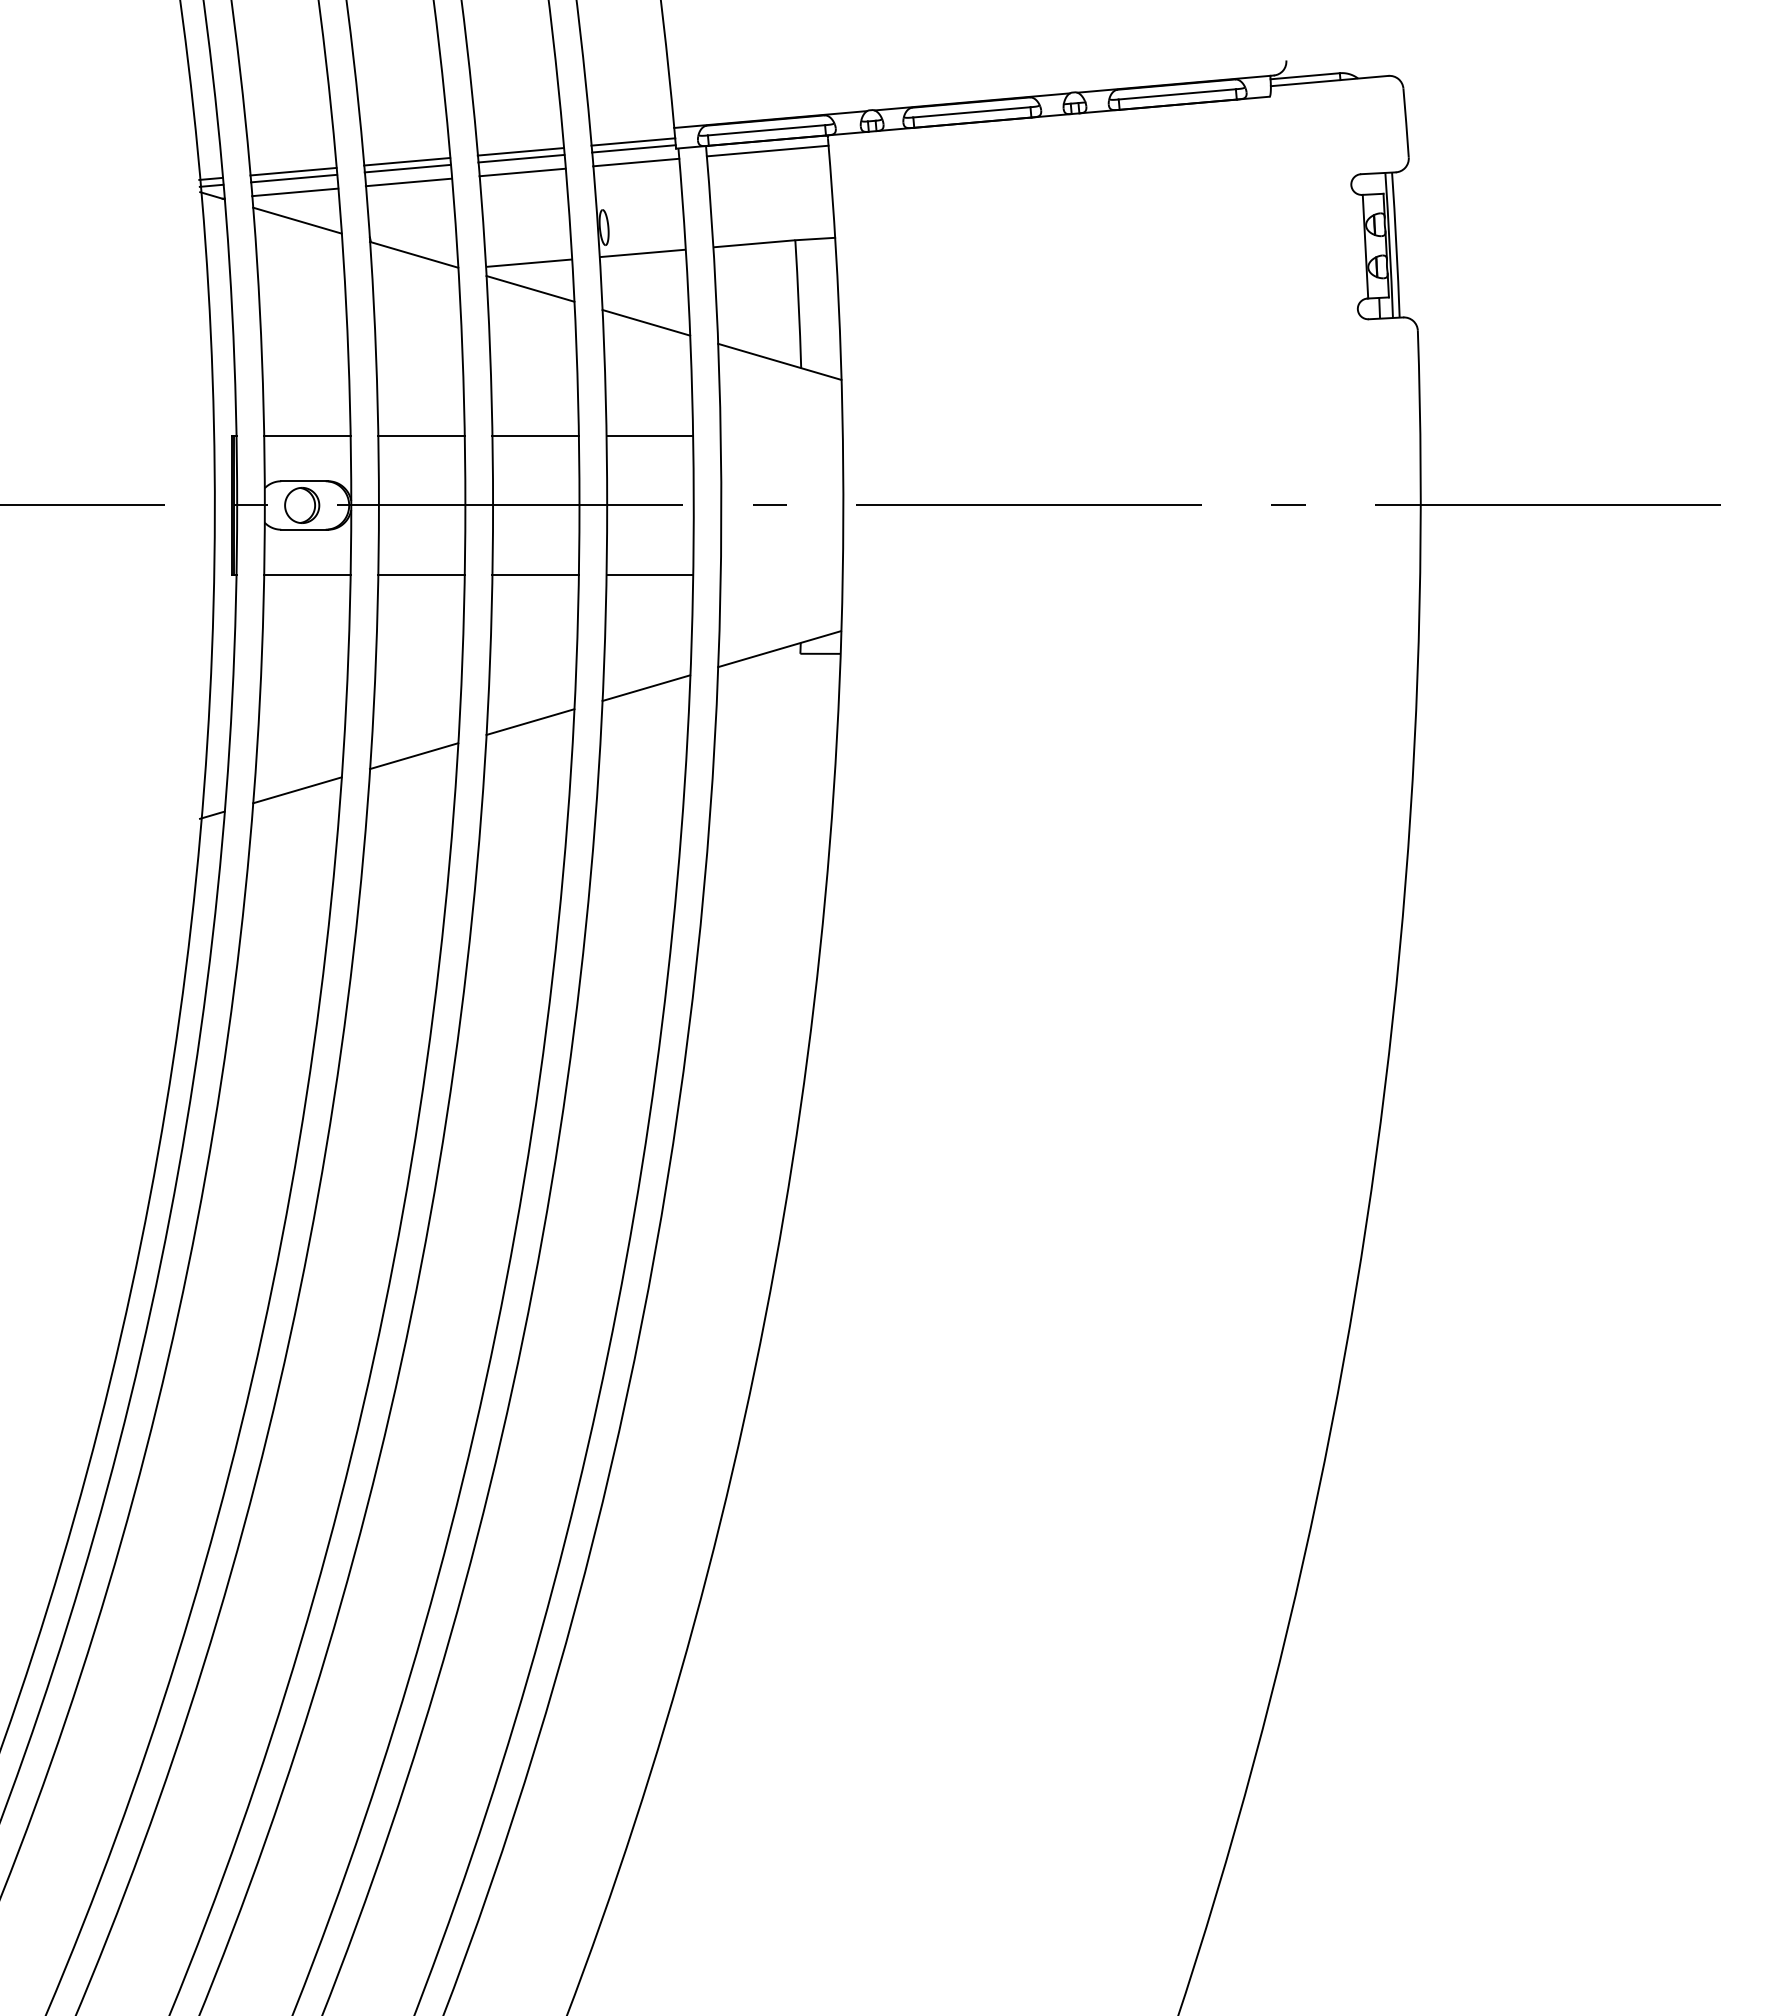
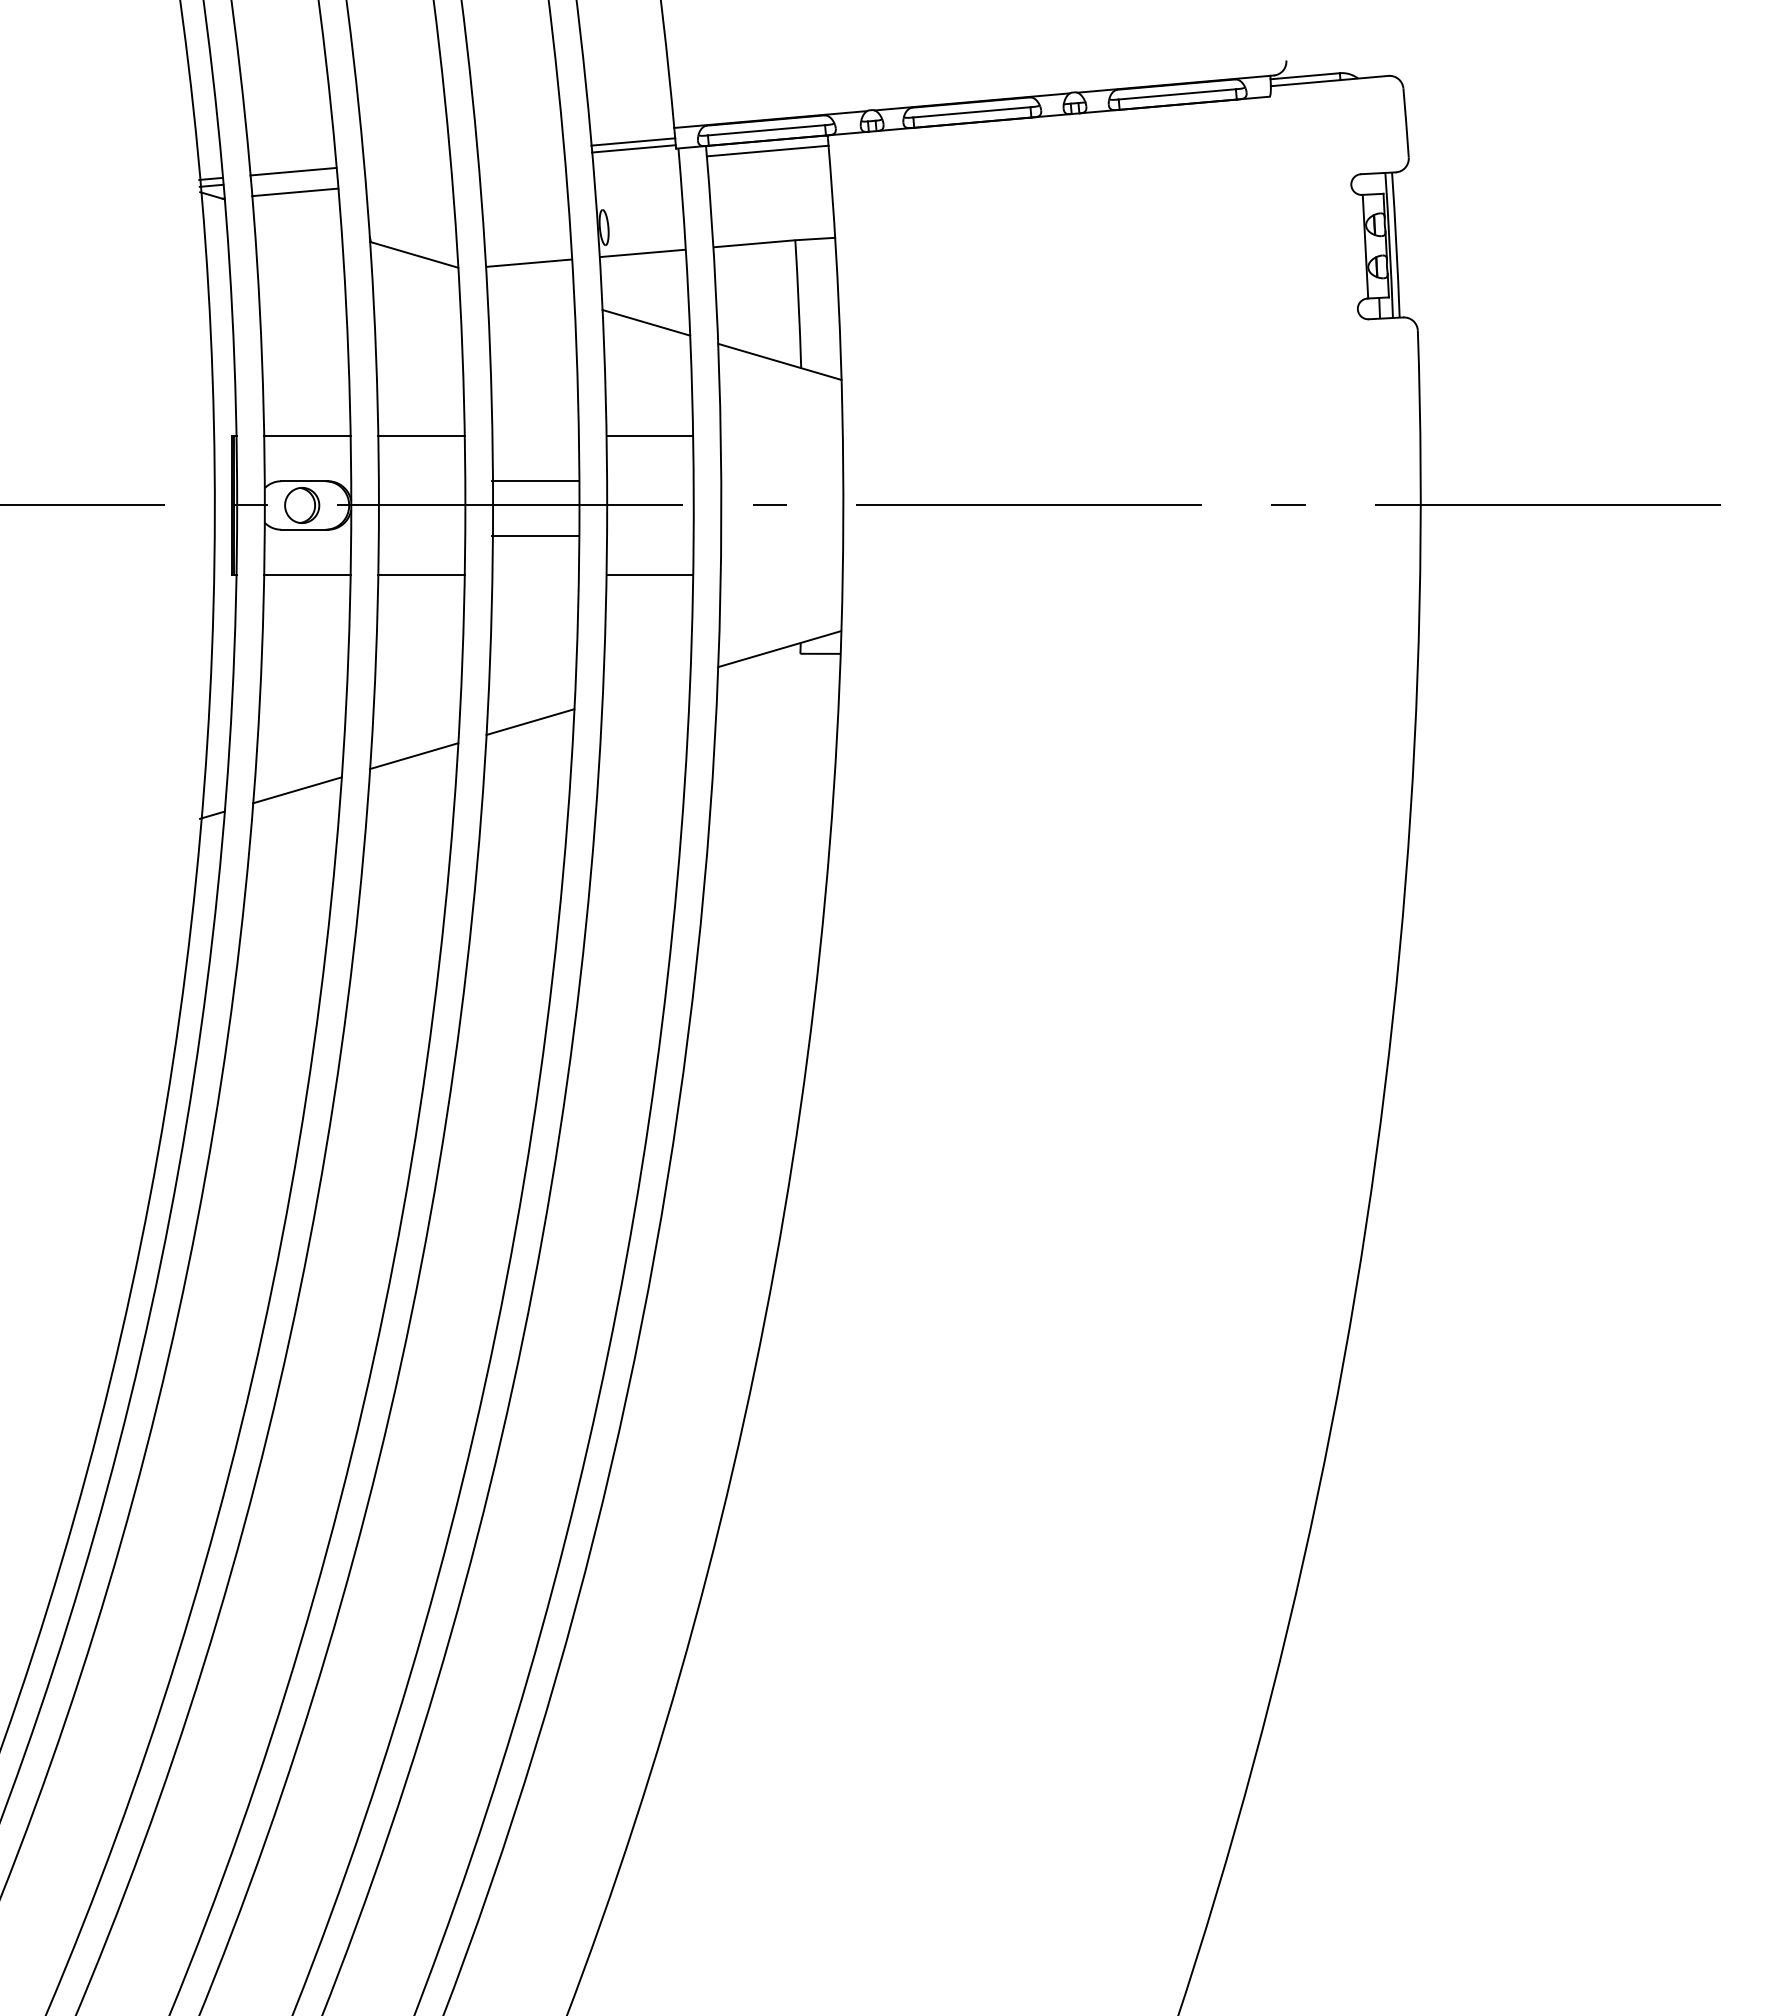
line: present -> none (520, 151)
line: present -> none (521, 158)
line: present -> none (407, 161)
line: present -> none (636, 162)
line: present -> none (407, 168)
line: present -> none (522, 172)
line: present -> none (294, 178)
line: present -> none (408, 182)
line: present -> none (297, 220)
line: present -> none (530, 288)
line position: (535, 436) -> (535, 481) (535, 481)
line position: (535, 574) -> (535, 535) (535, 535)
line: present -> none (646, 687)
